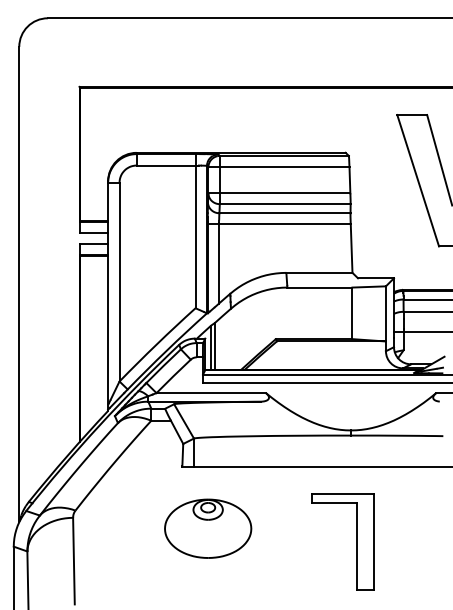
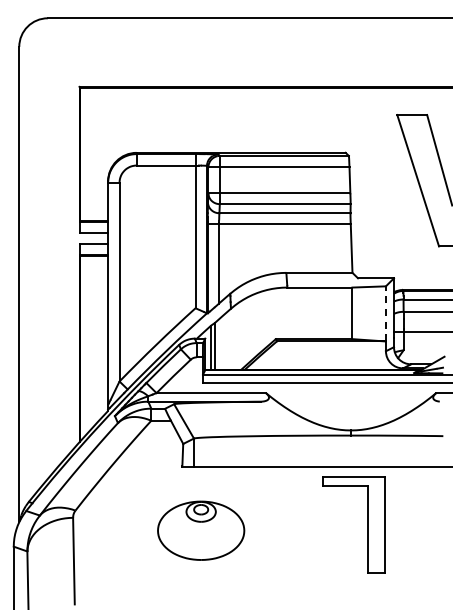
line: solid -> dashed (385, 313)
part position: (208, 528) -> (201, 530) (201, 530)
part position: (356, 541) -> (367, 524) (367, 524)
